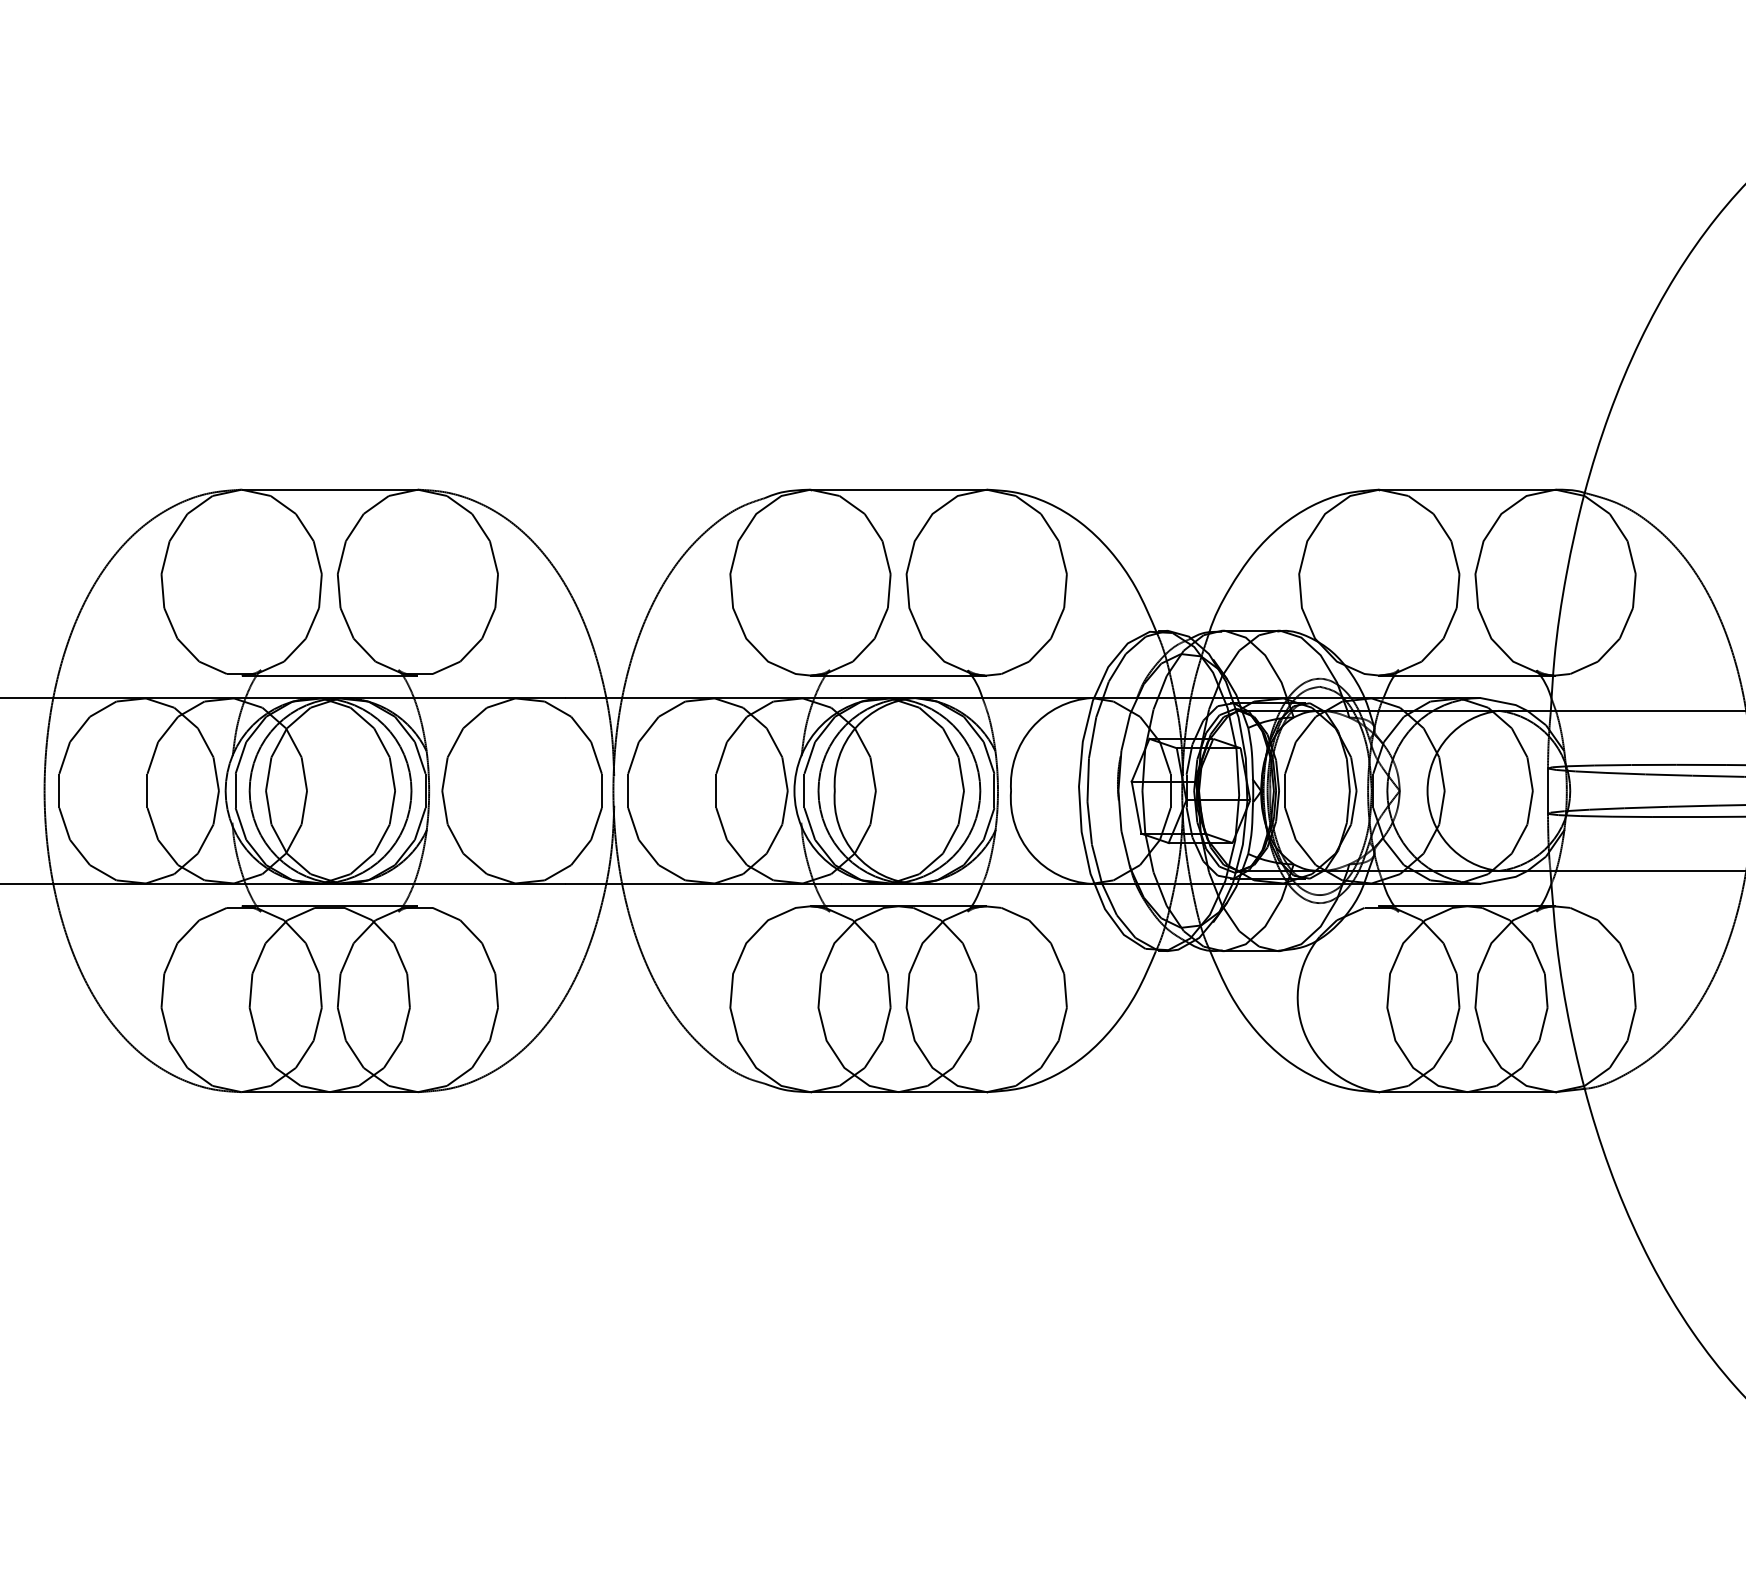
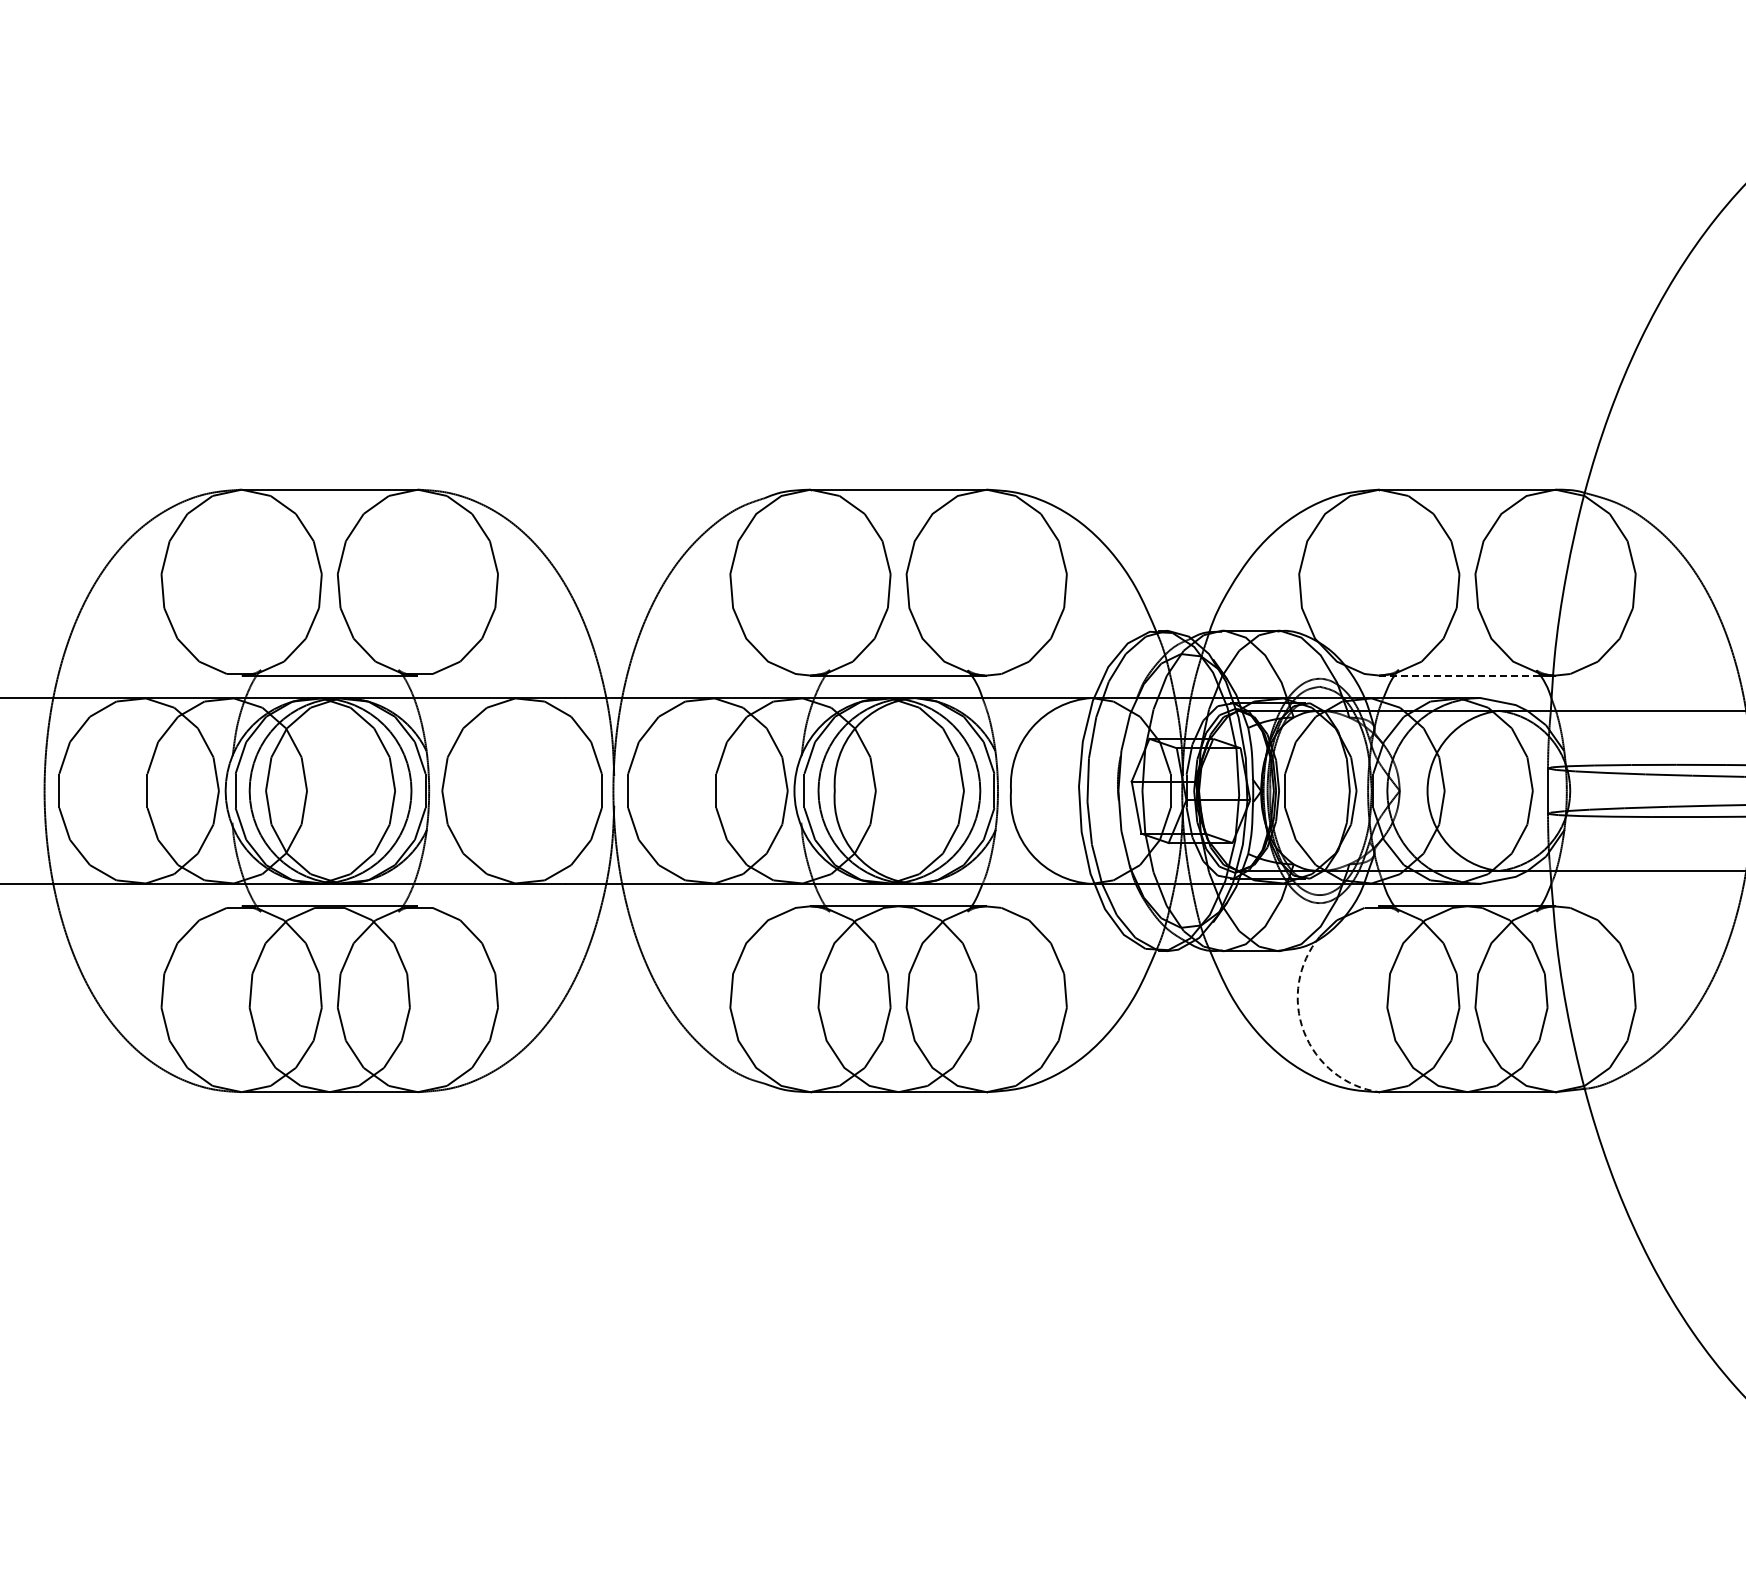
line: solid -> dashed (1459, 675)
arc: solid -> dashed (1304, 1031)
